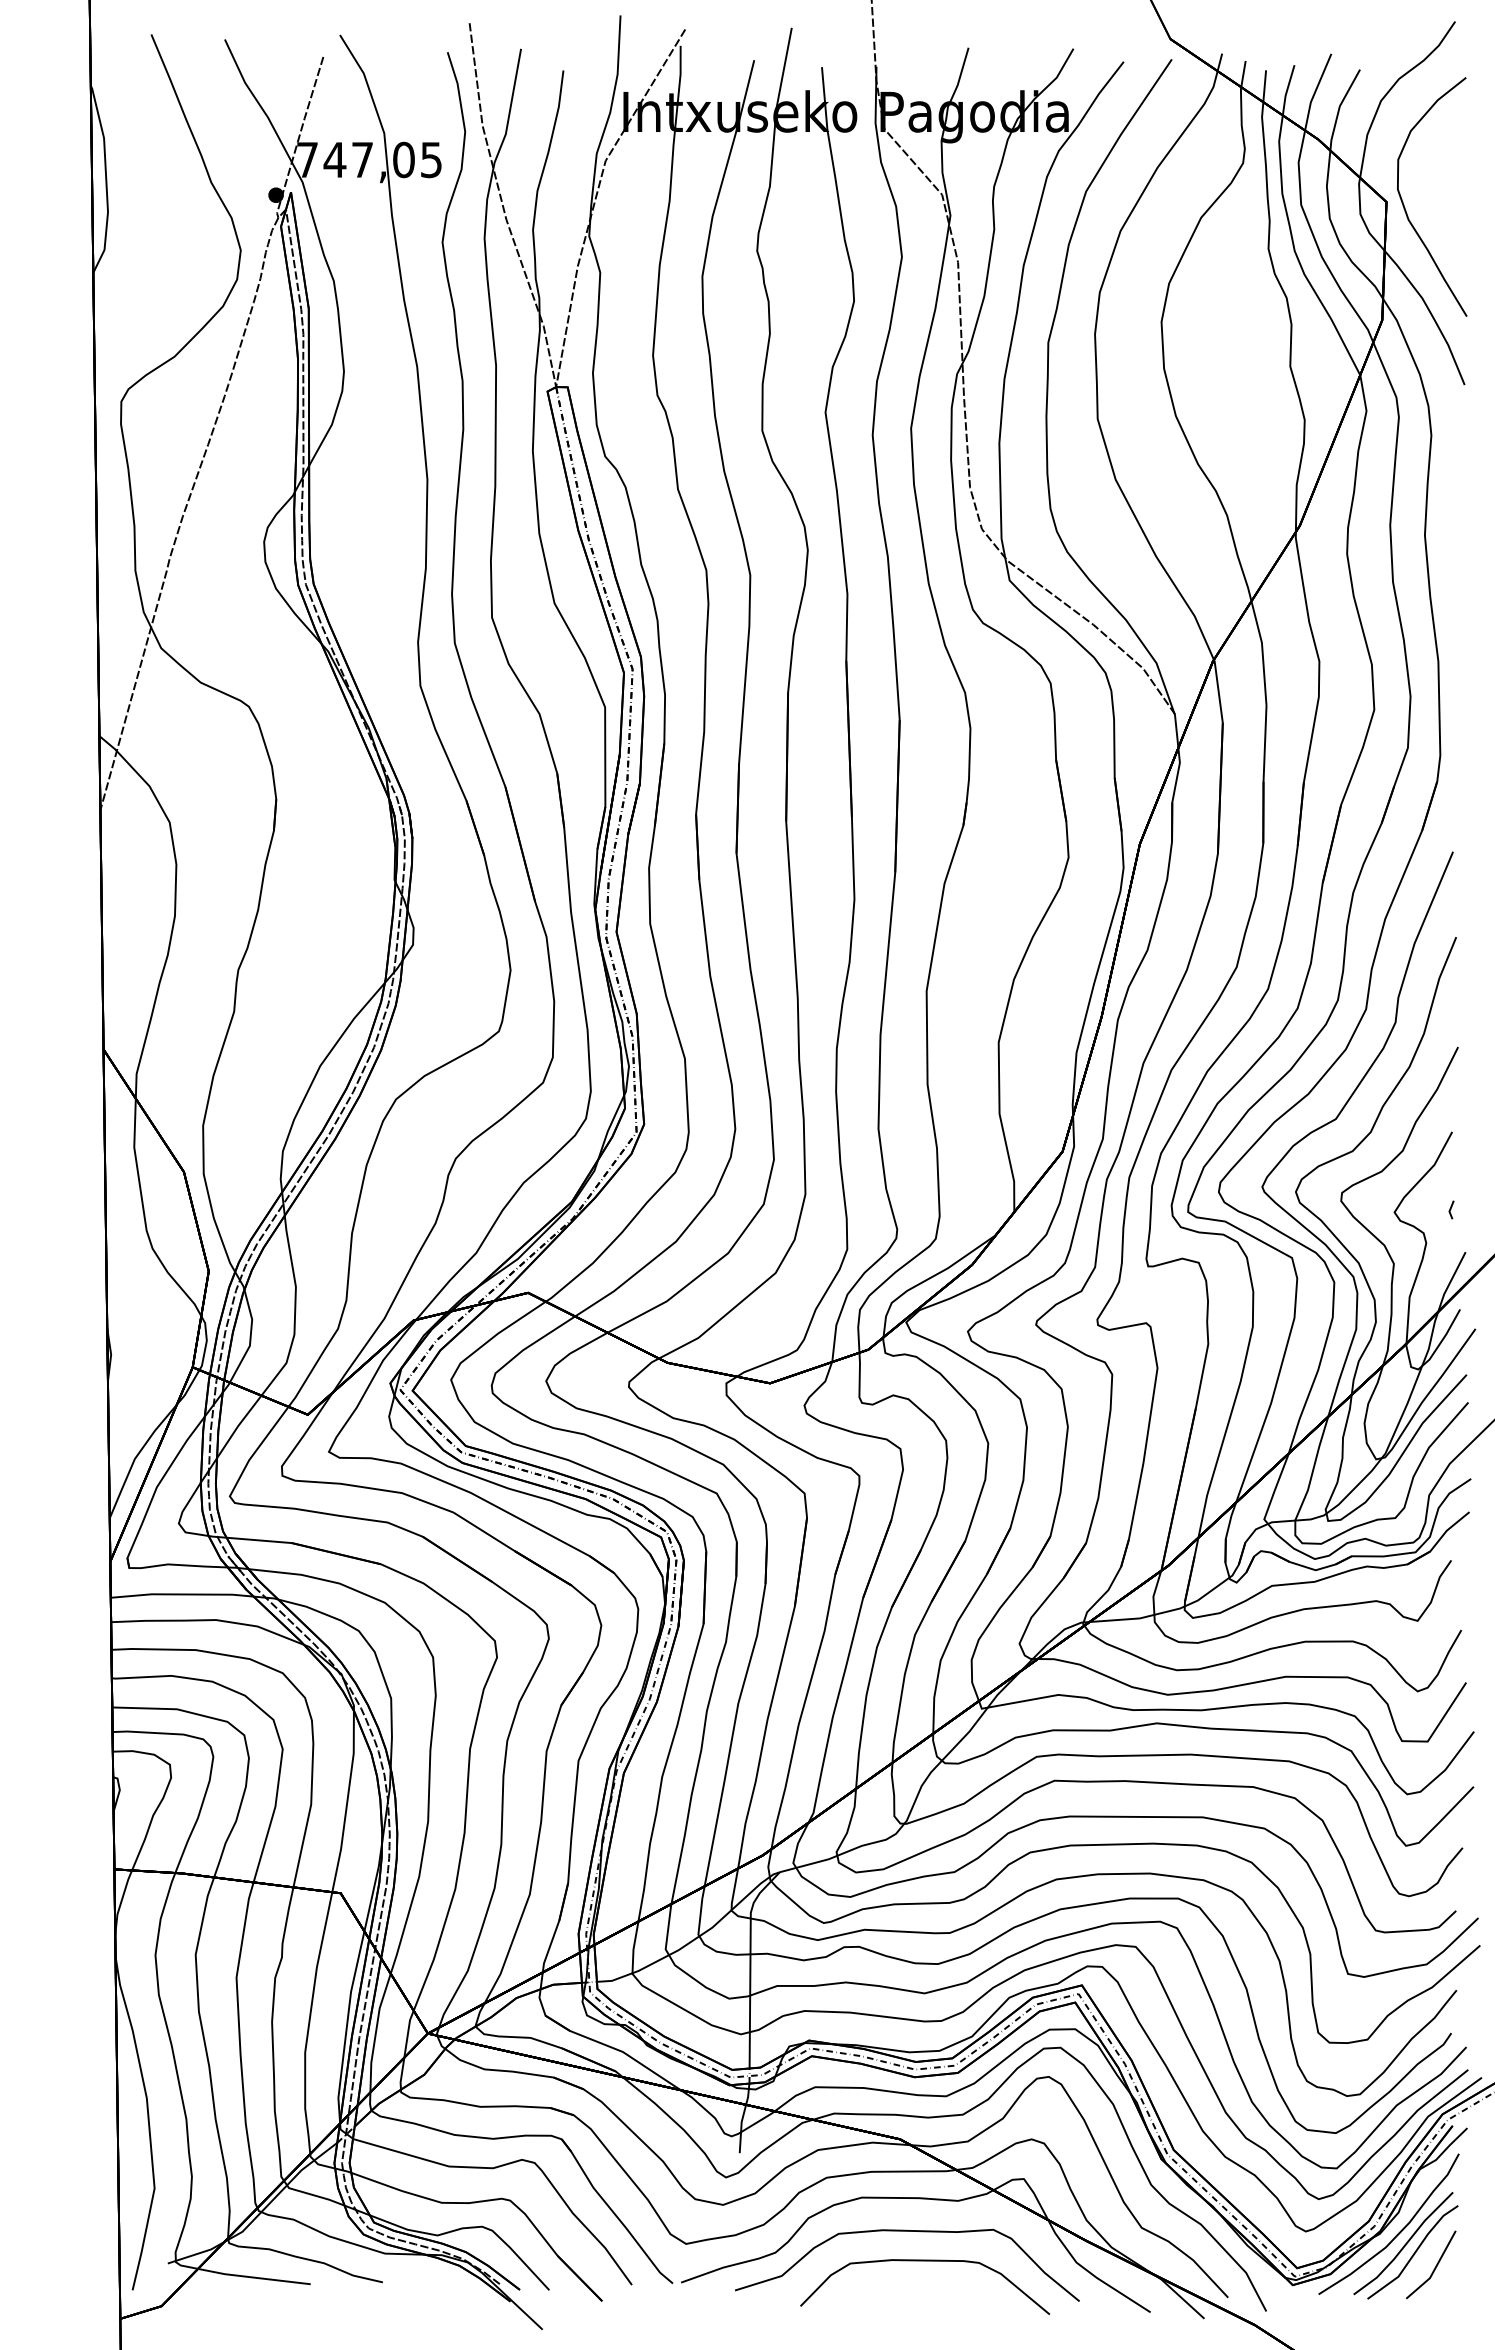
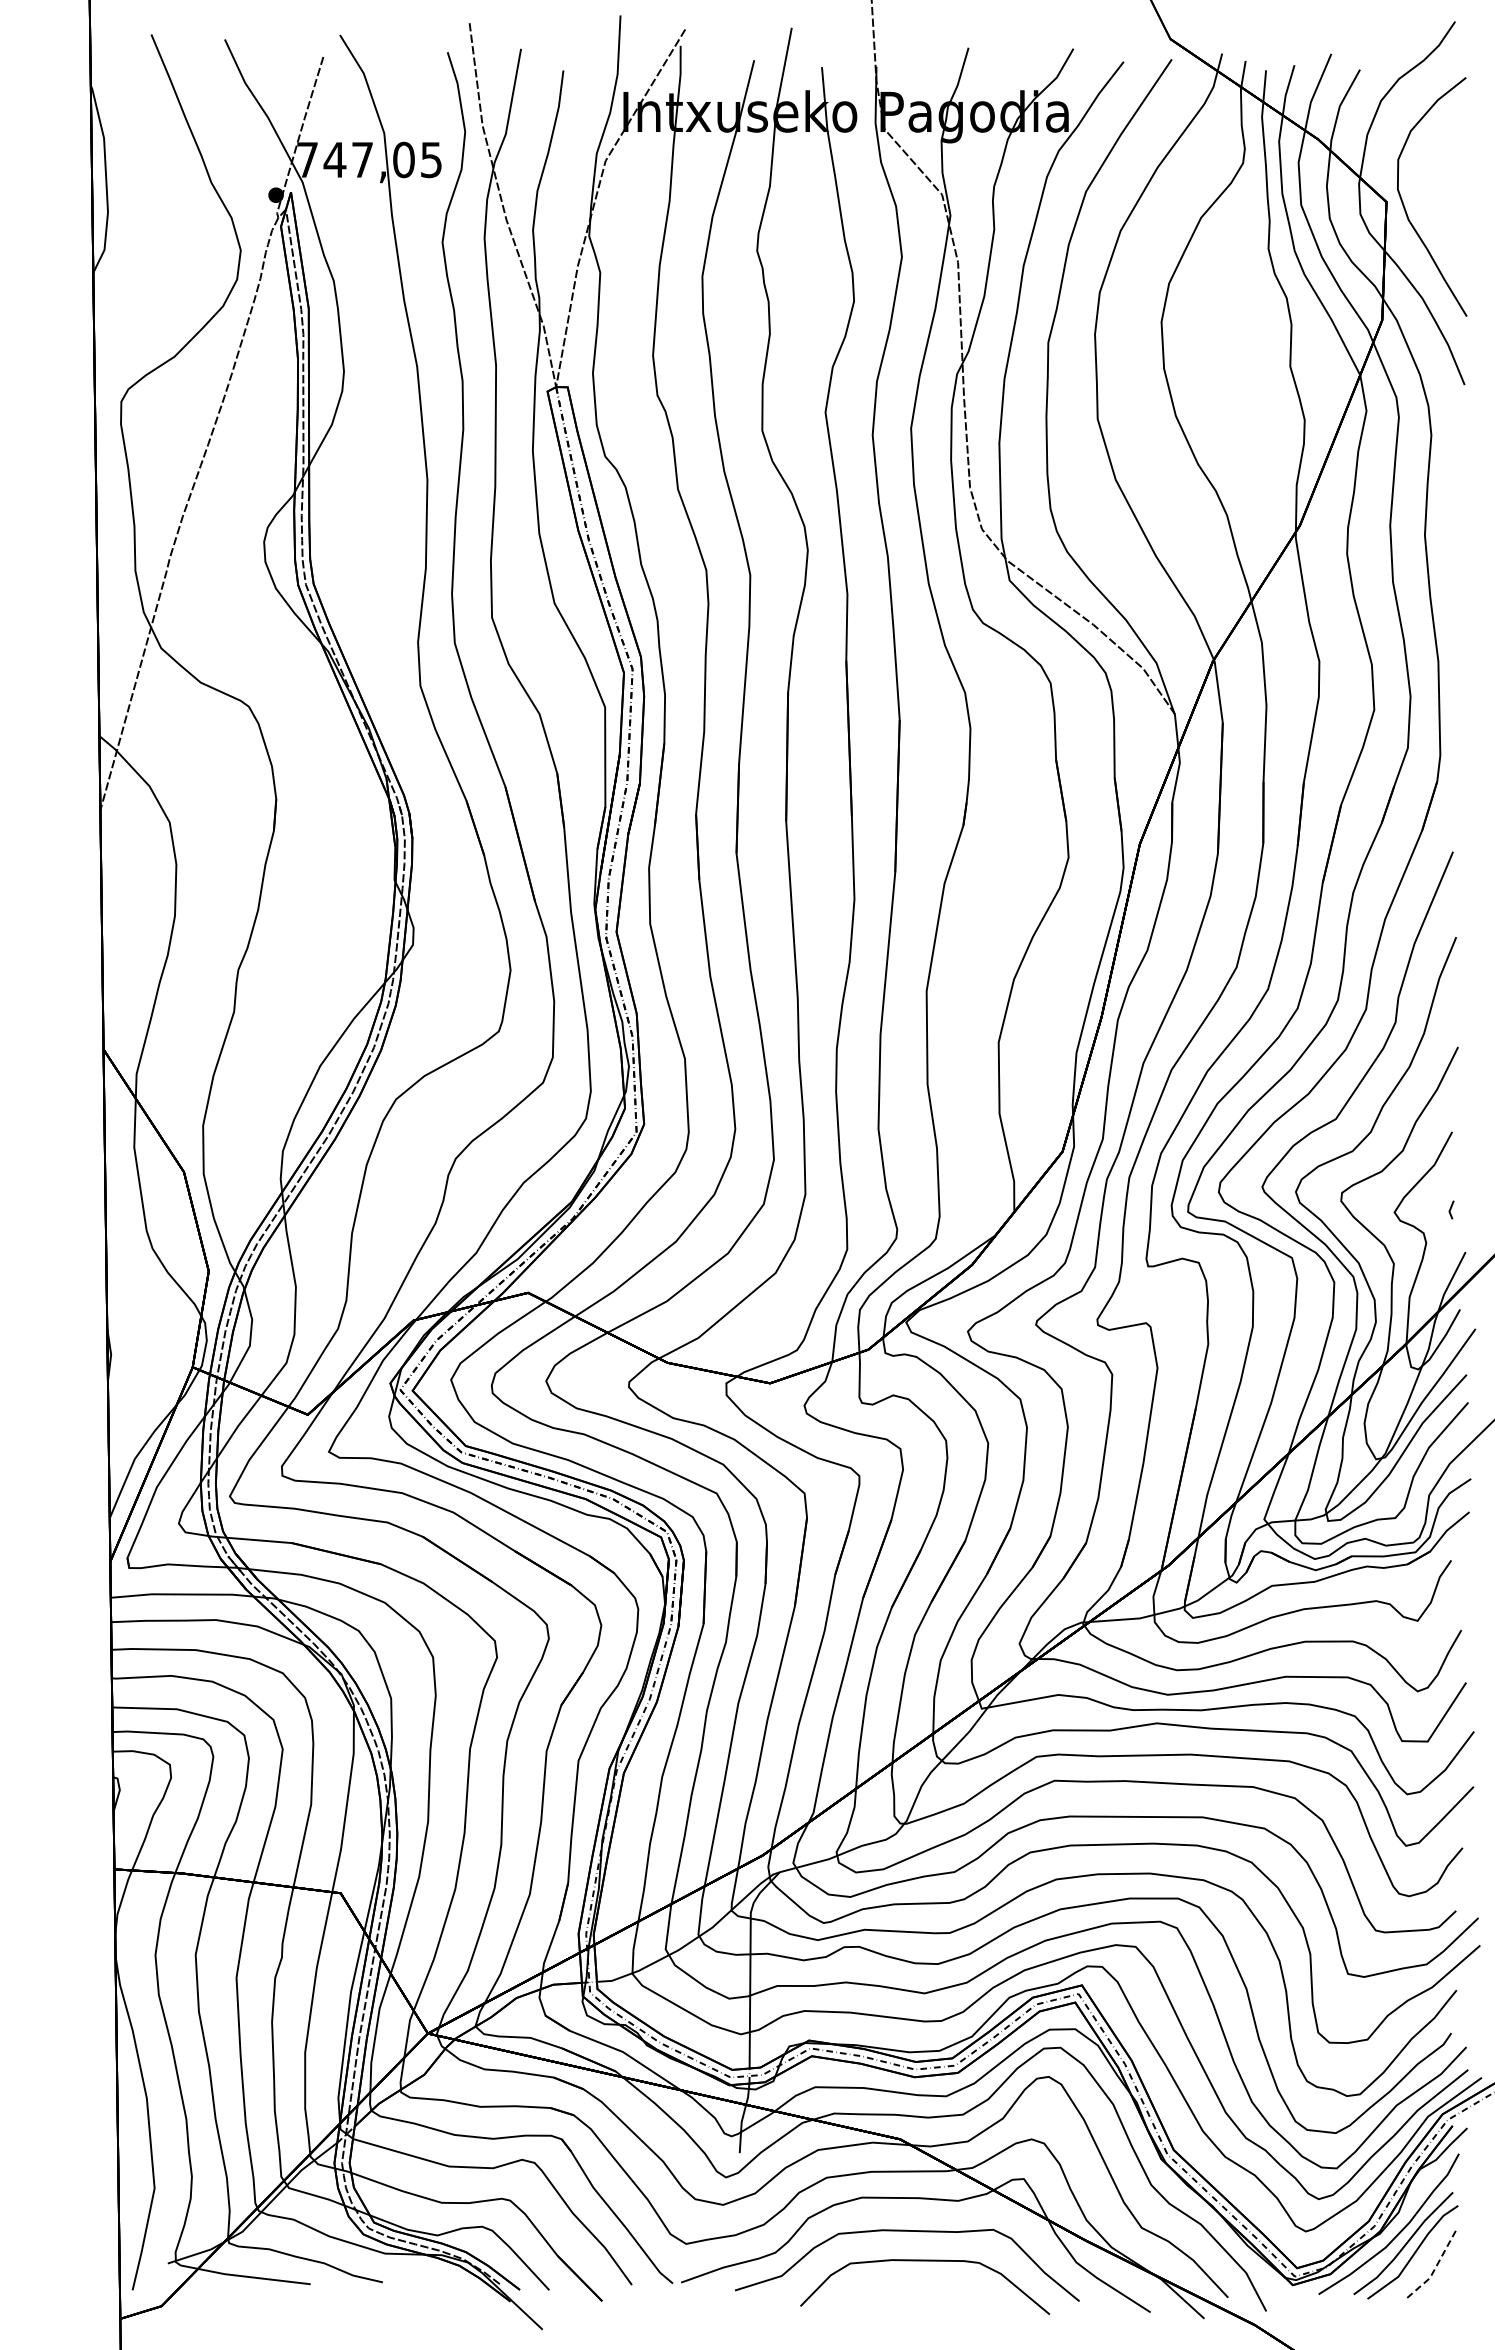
line: solid -> dashed (1434, 2269)
